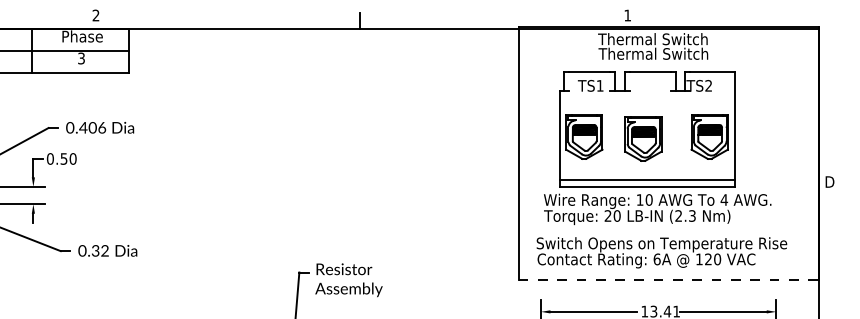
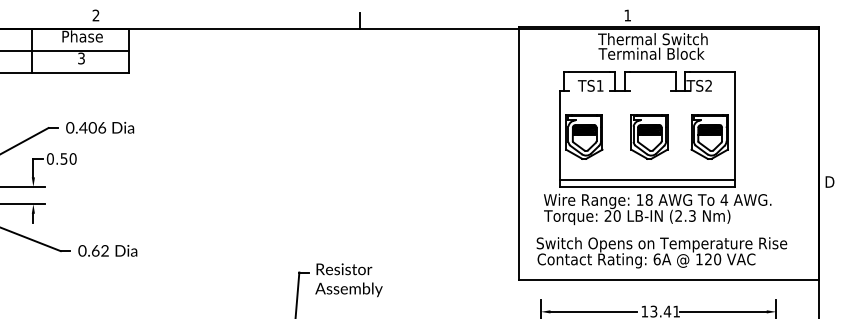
text: Thermal Switch -> Terminal Block (658, 53)
part position: (643, 138) -> (649, 136) (649, 136)
text: 10 -> 18 (648, 199)
text: 0.32 -> 0.62 (95, 250)
line: dashed -> solid (669, 279)
